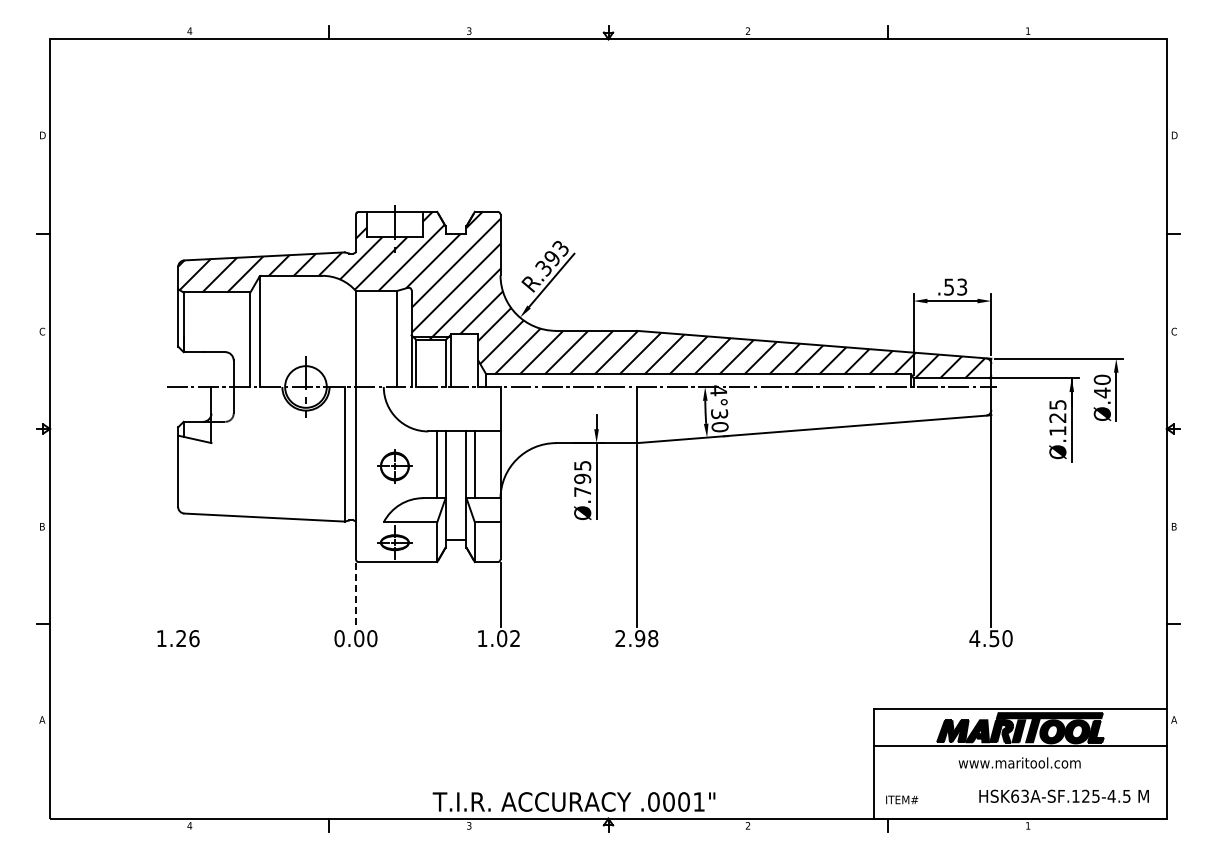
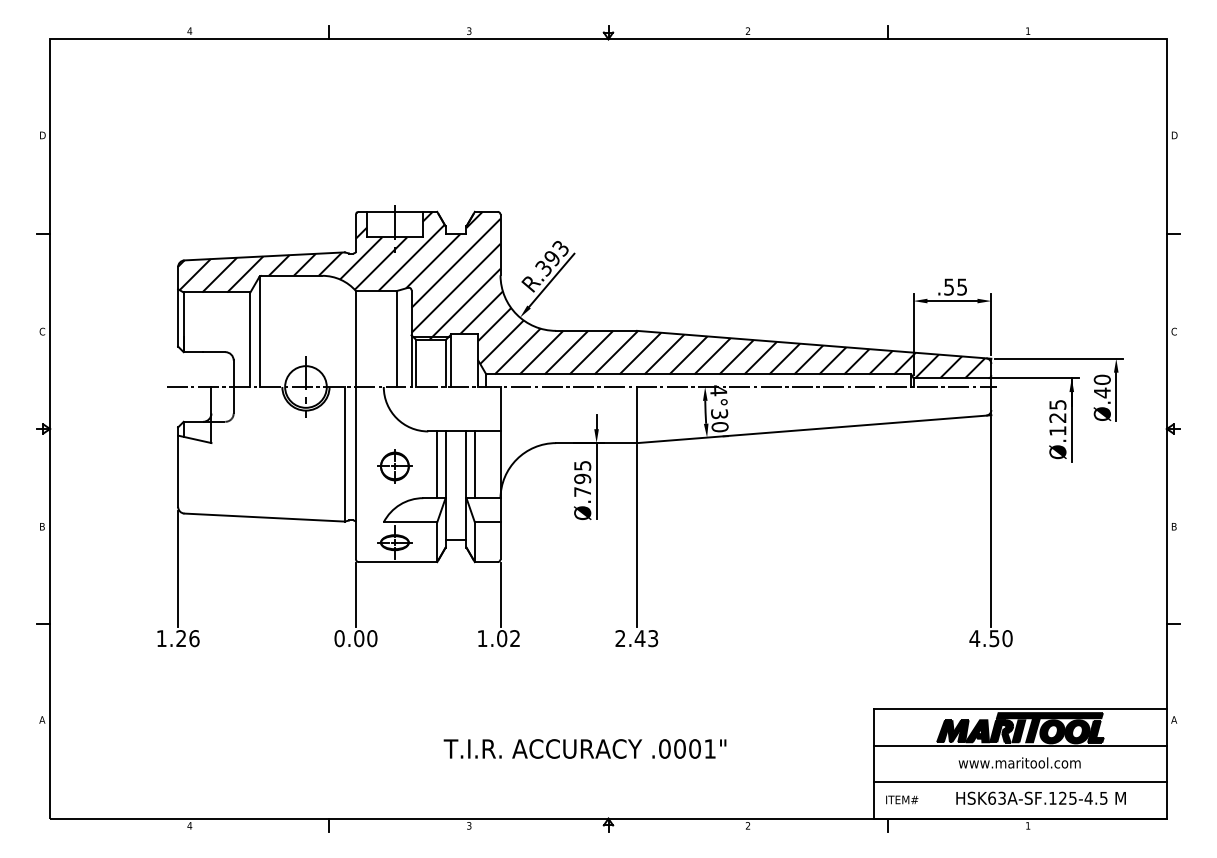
text: .53 -> .55 (962, 286)
line: none -> present (178, 568)
line: dashed -> solid (356, 595)
text: 2.98 -> 2.43 (646, 638)
line: none -> present (1020, 782)
text position: (1063, 795) -> (1040, 797) (1040, 797)
text position: (573, 801) -> (584, 748) (584, 748)
